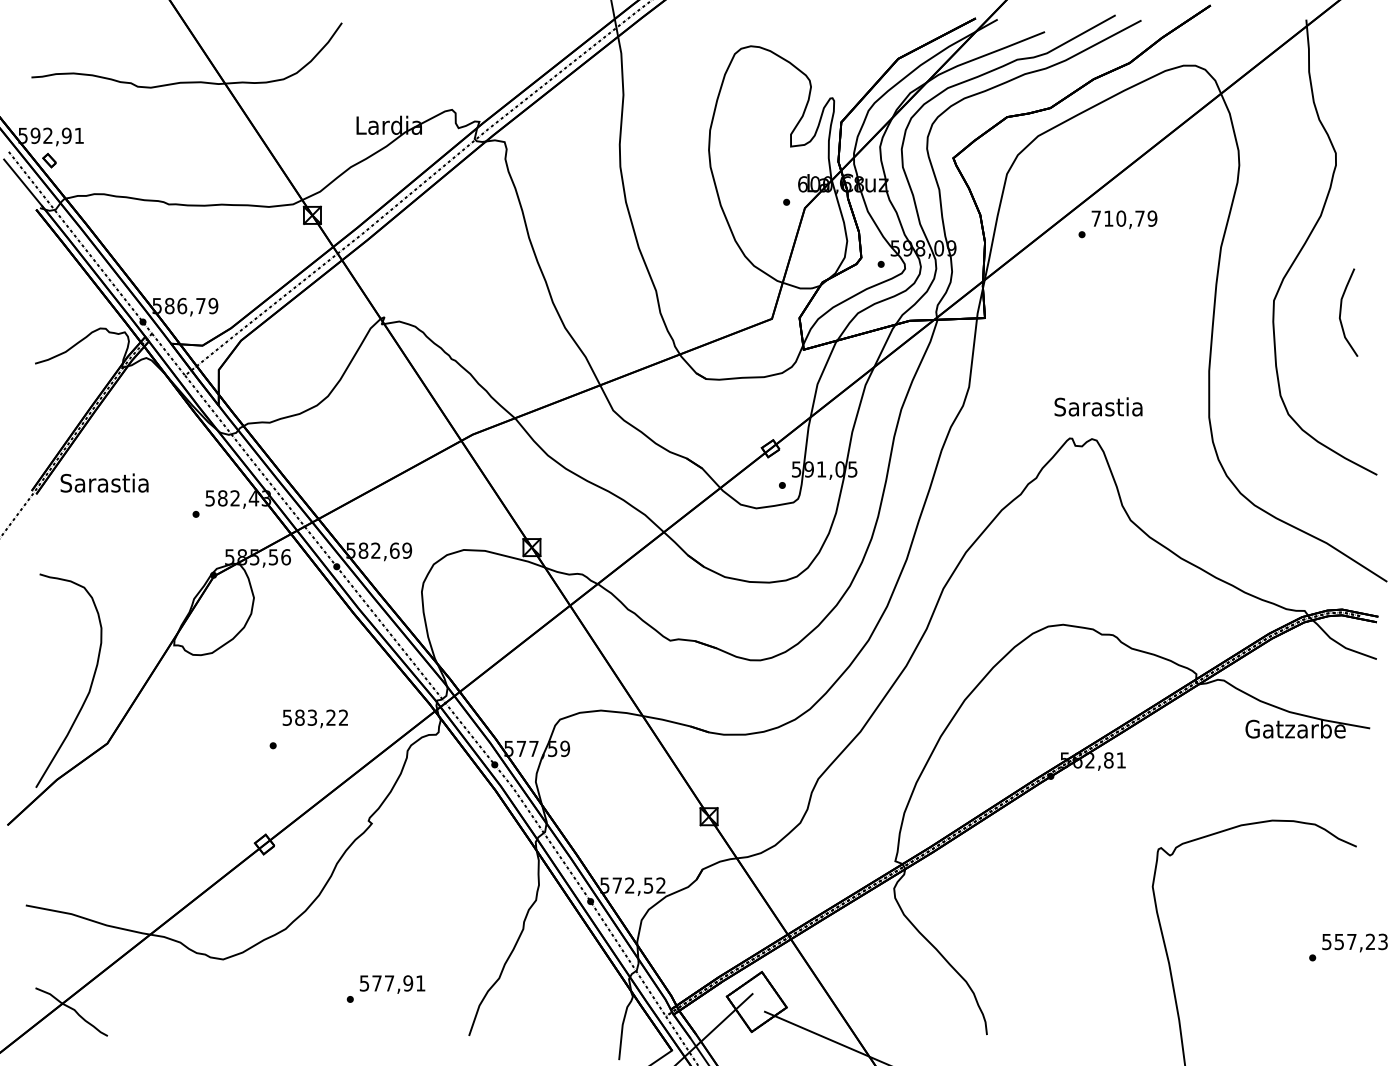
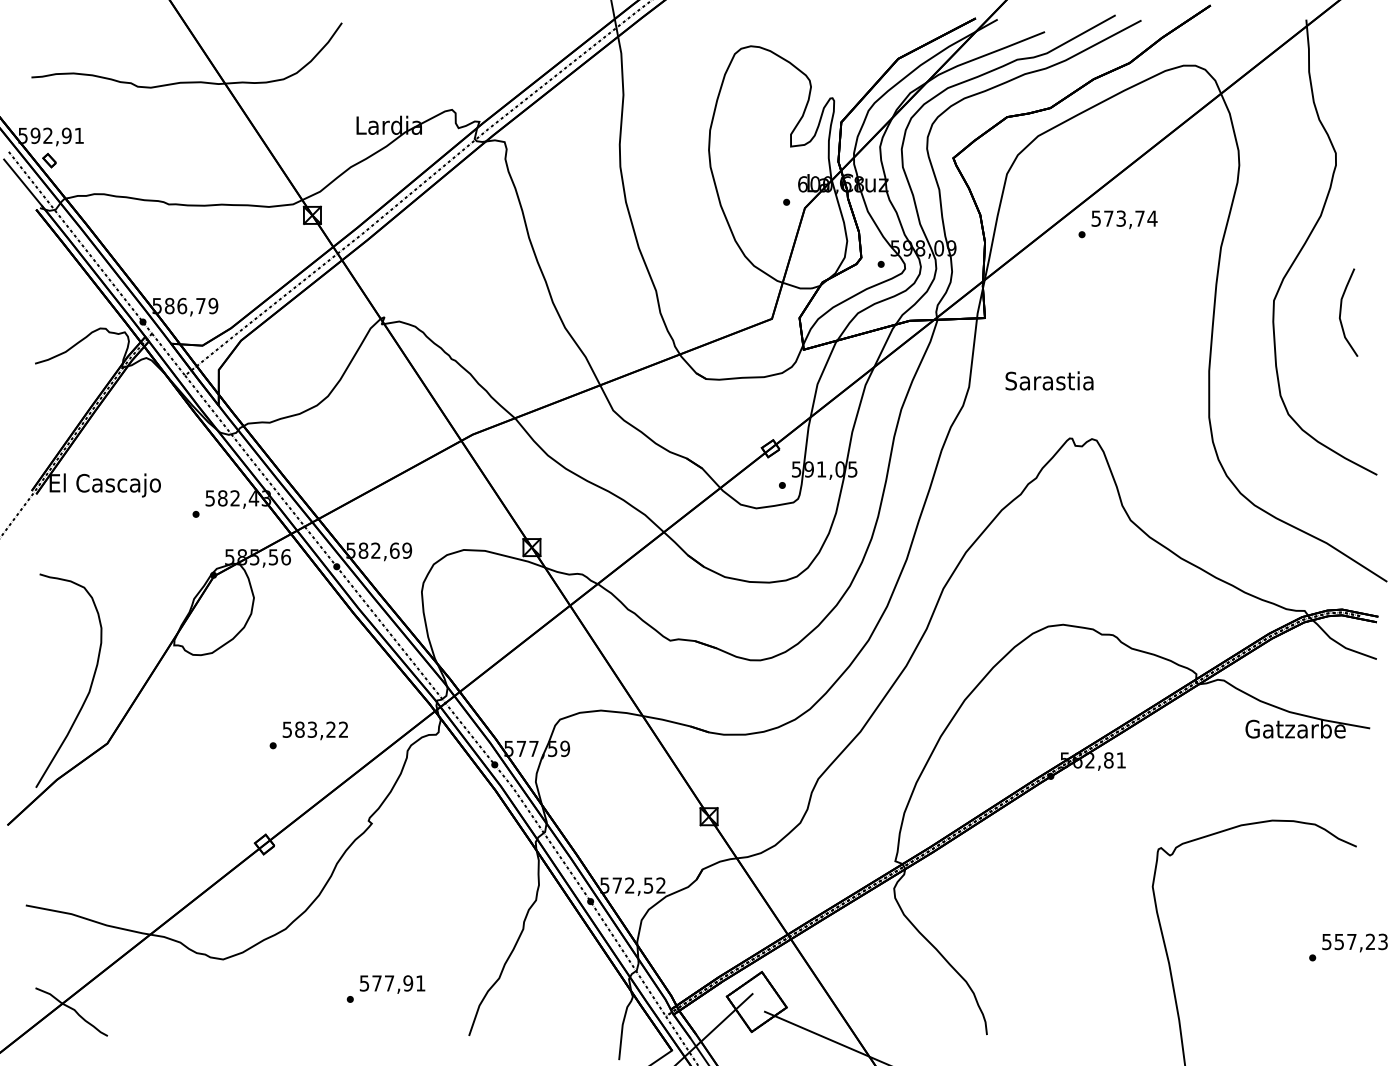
text: 710,79 -> 573,74 (1124, 218)
text position: (1098, 406) -> (1049, 380) (1049, 380)
text: Sarastia -> El Cascajo (104, 485)
text position: (314, 718) -> (314, 730) (314, 730)
